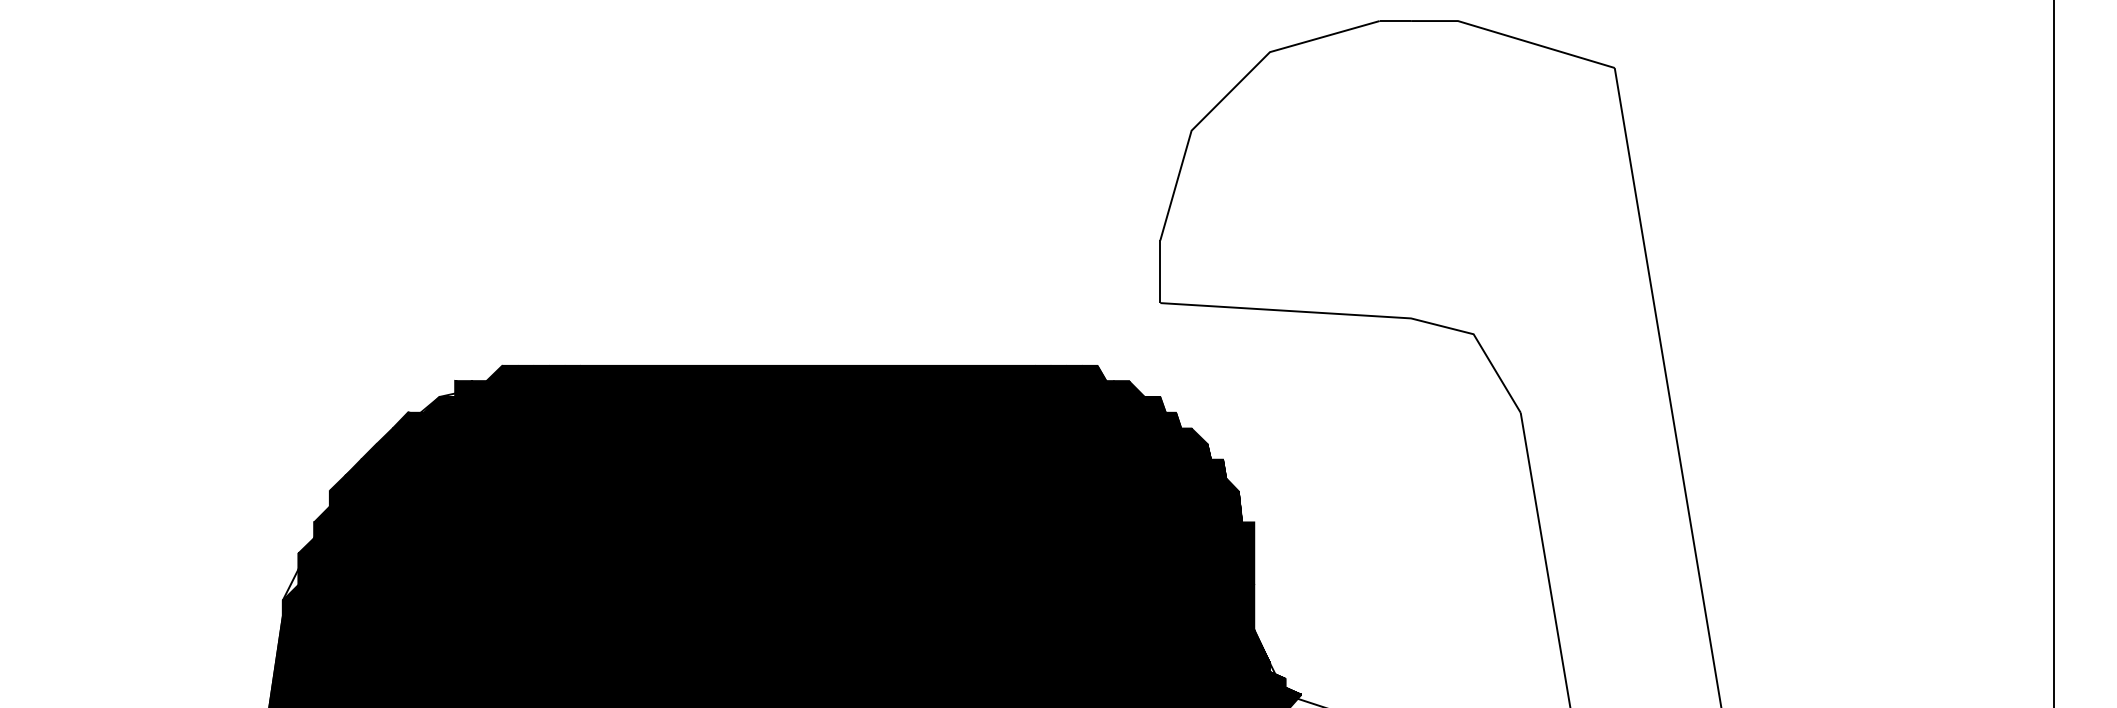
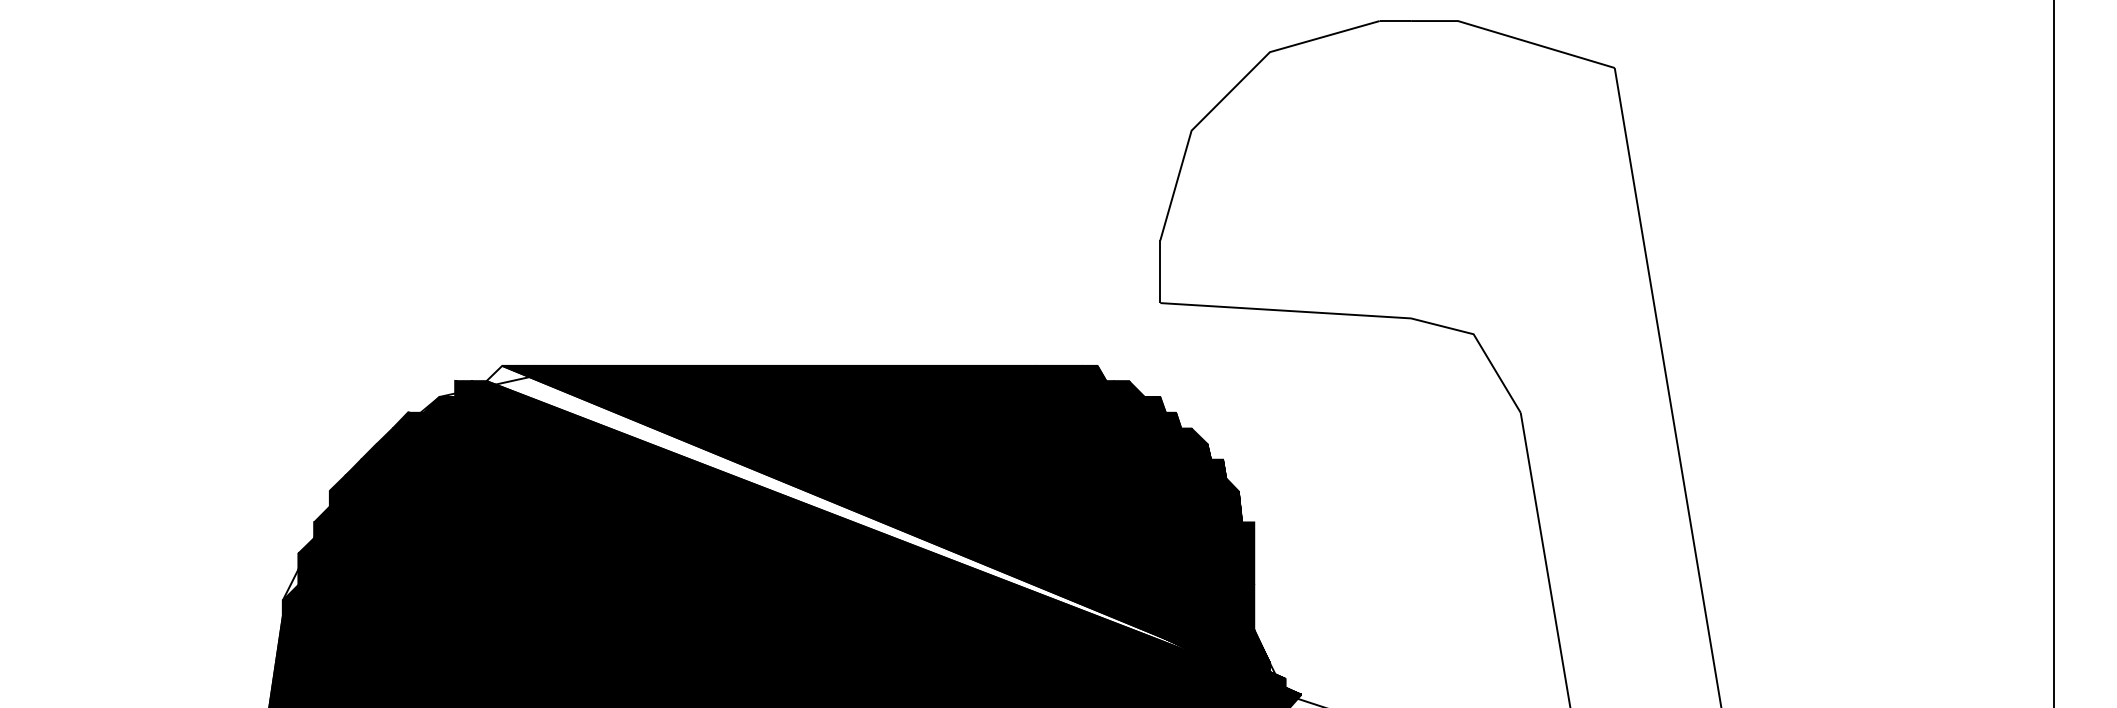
fill: present -> none (893, 529)
